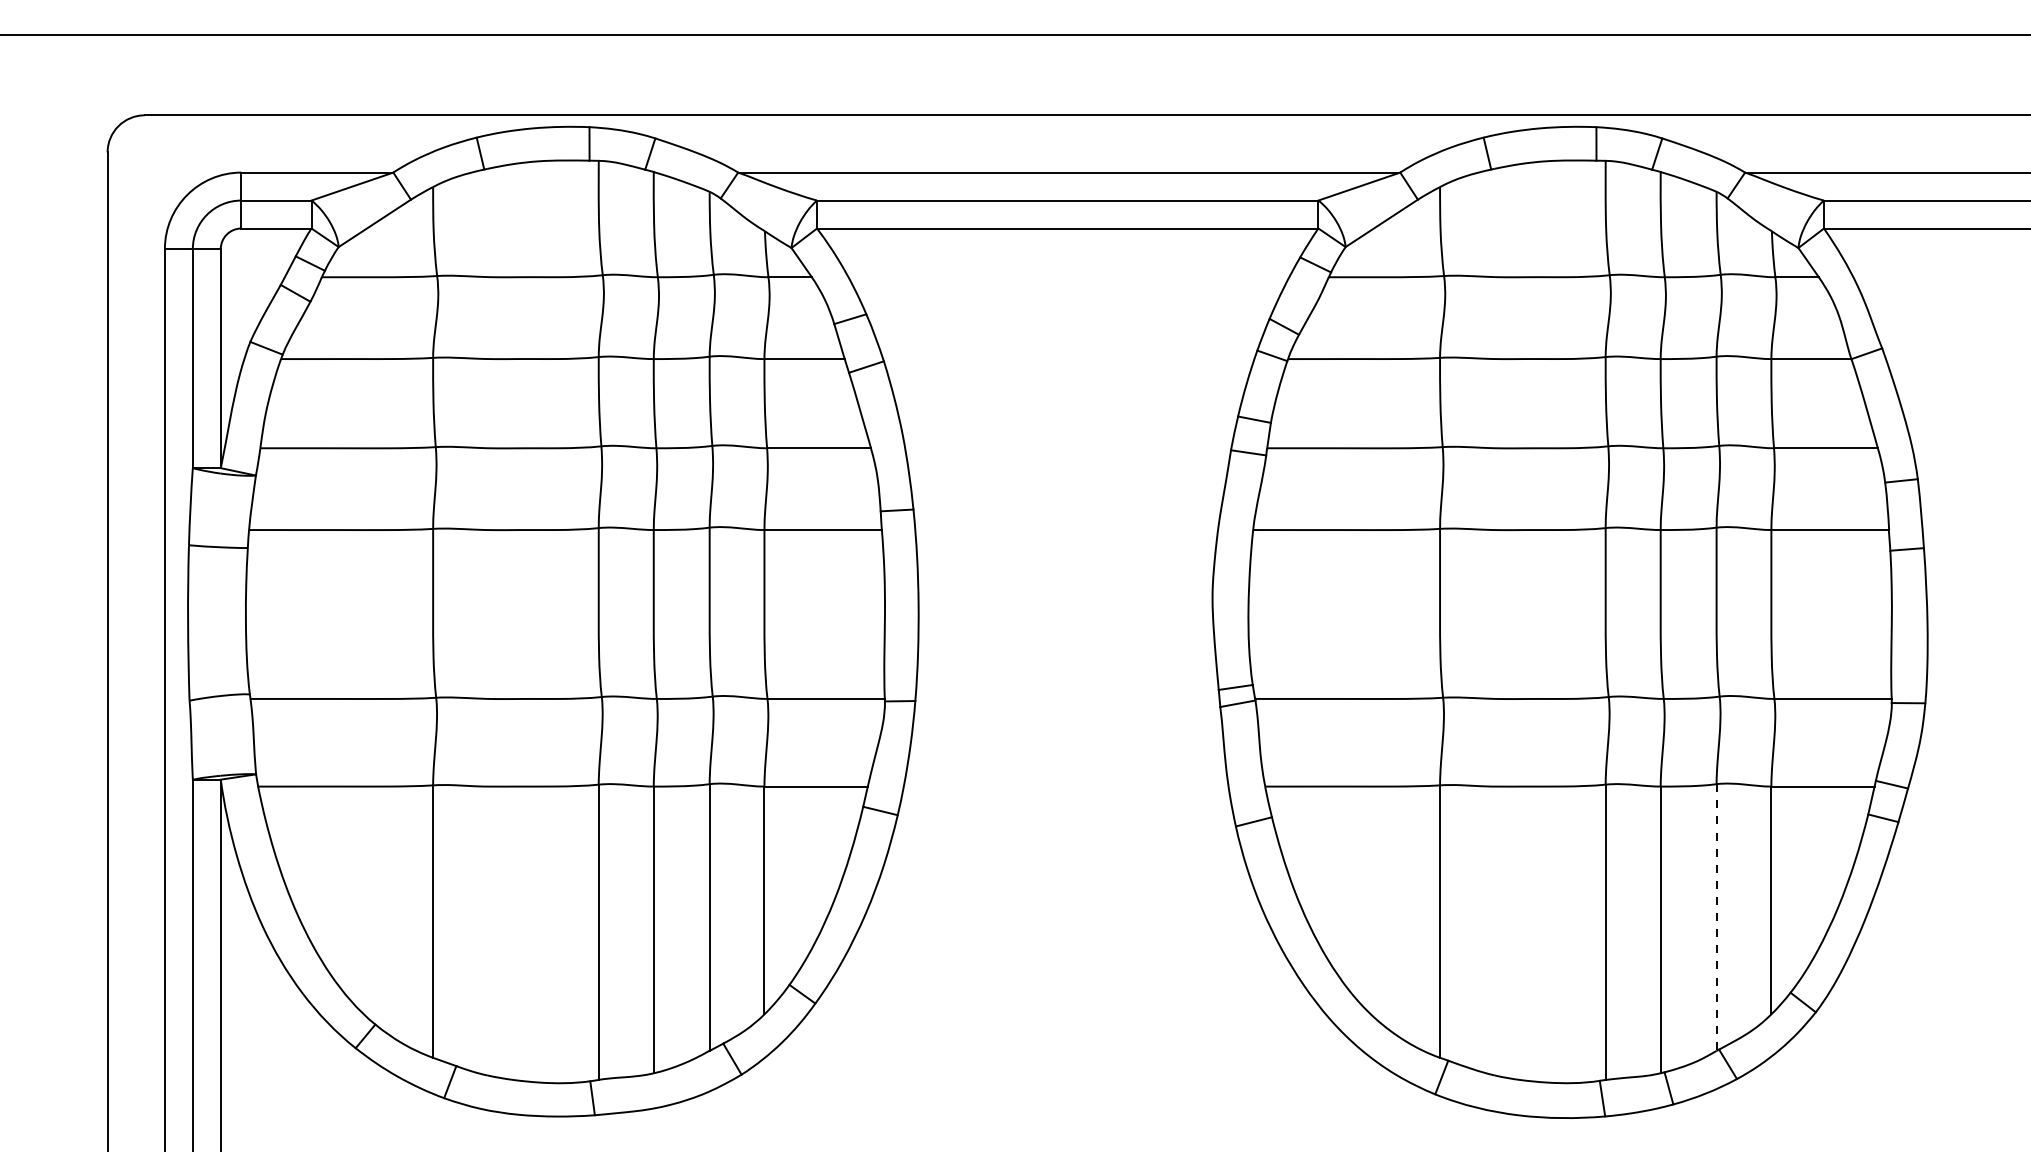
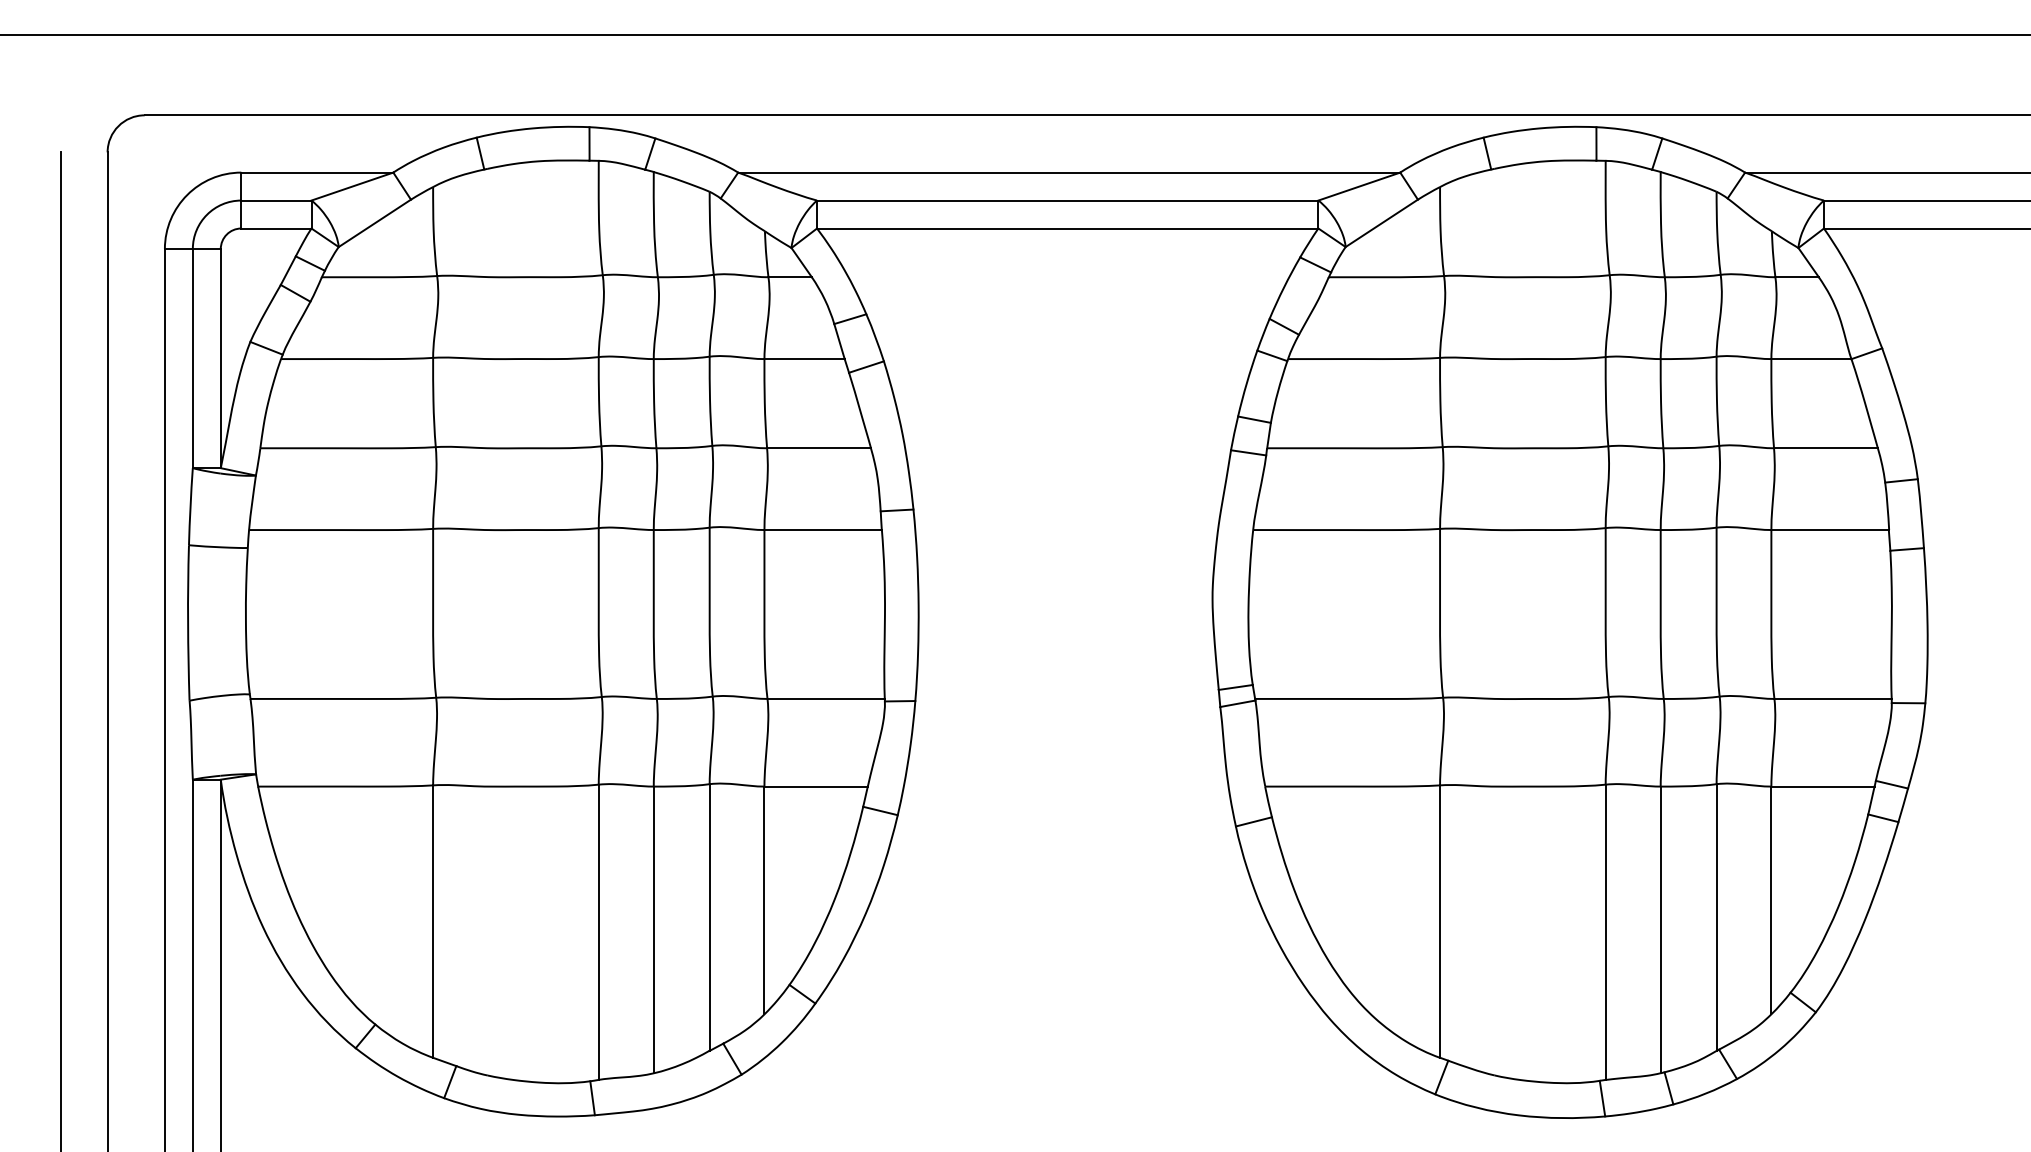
line: none -> present (60, 650)
line: dashed -> solid (1716, 918)
